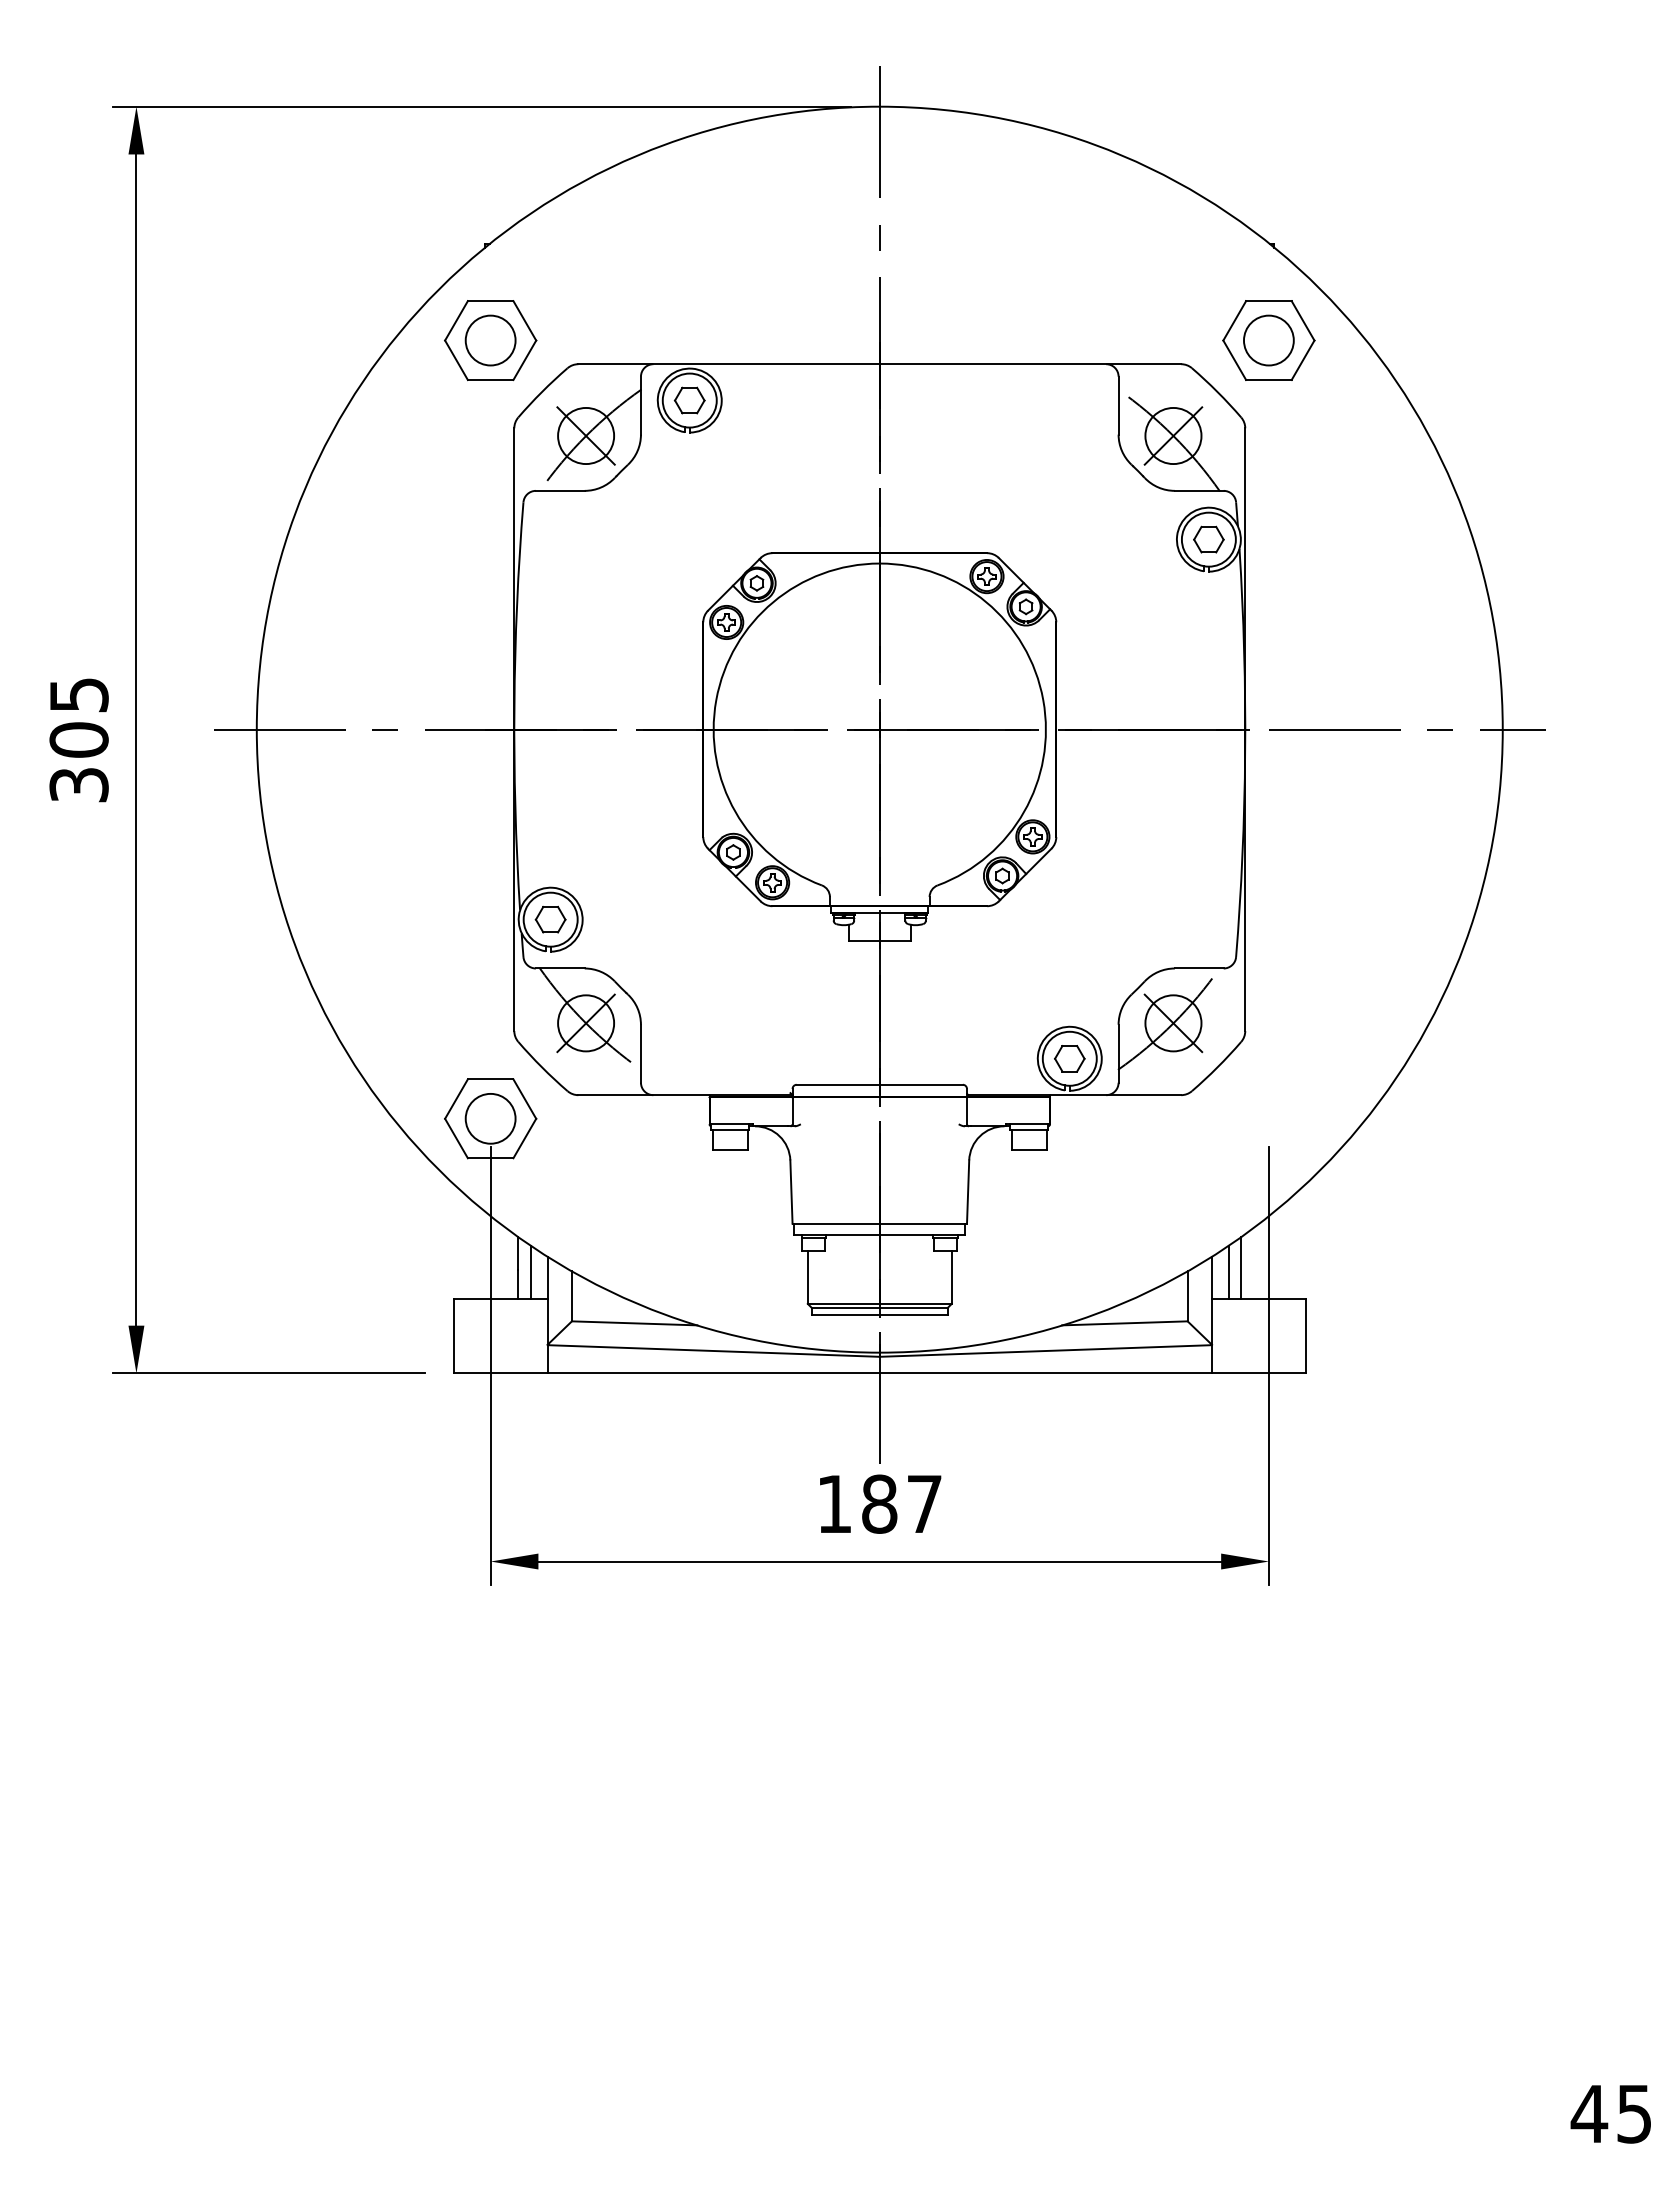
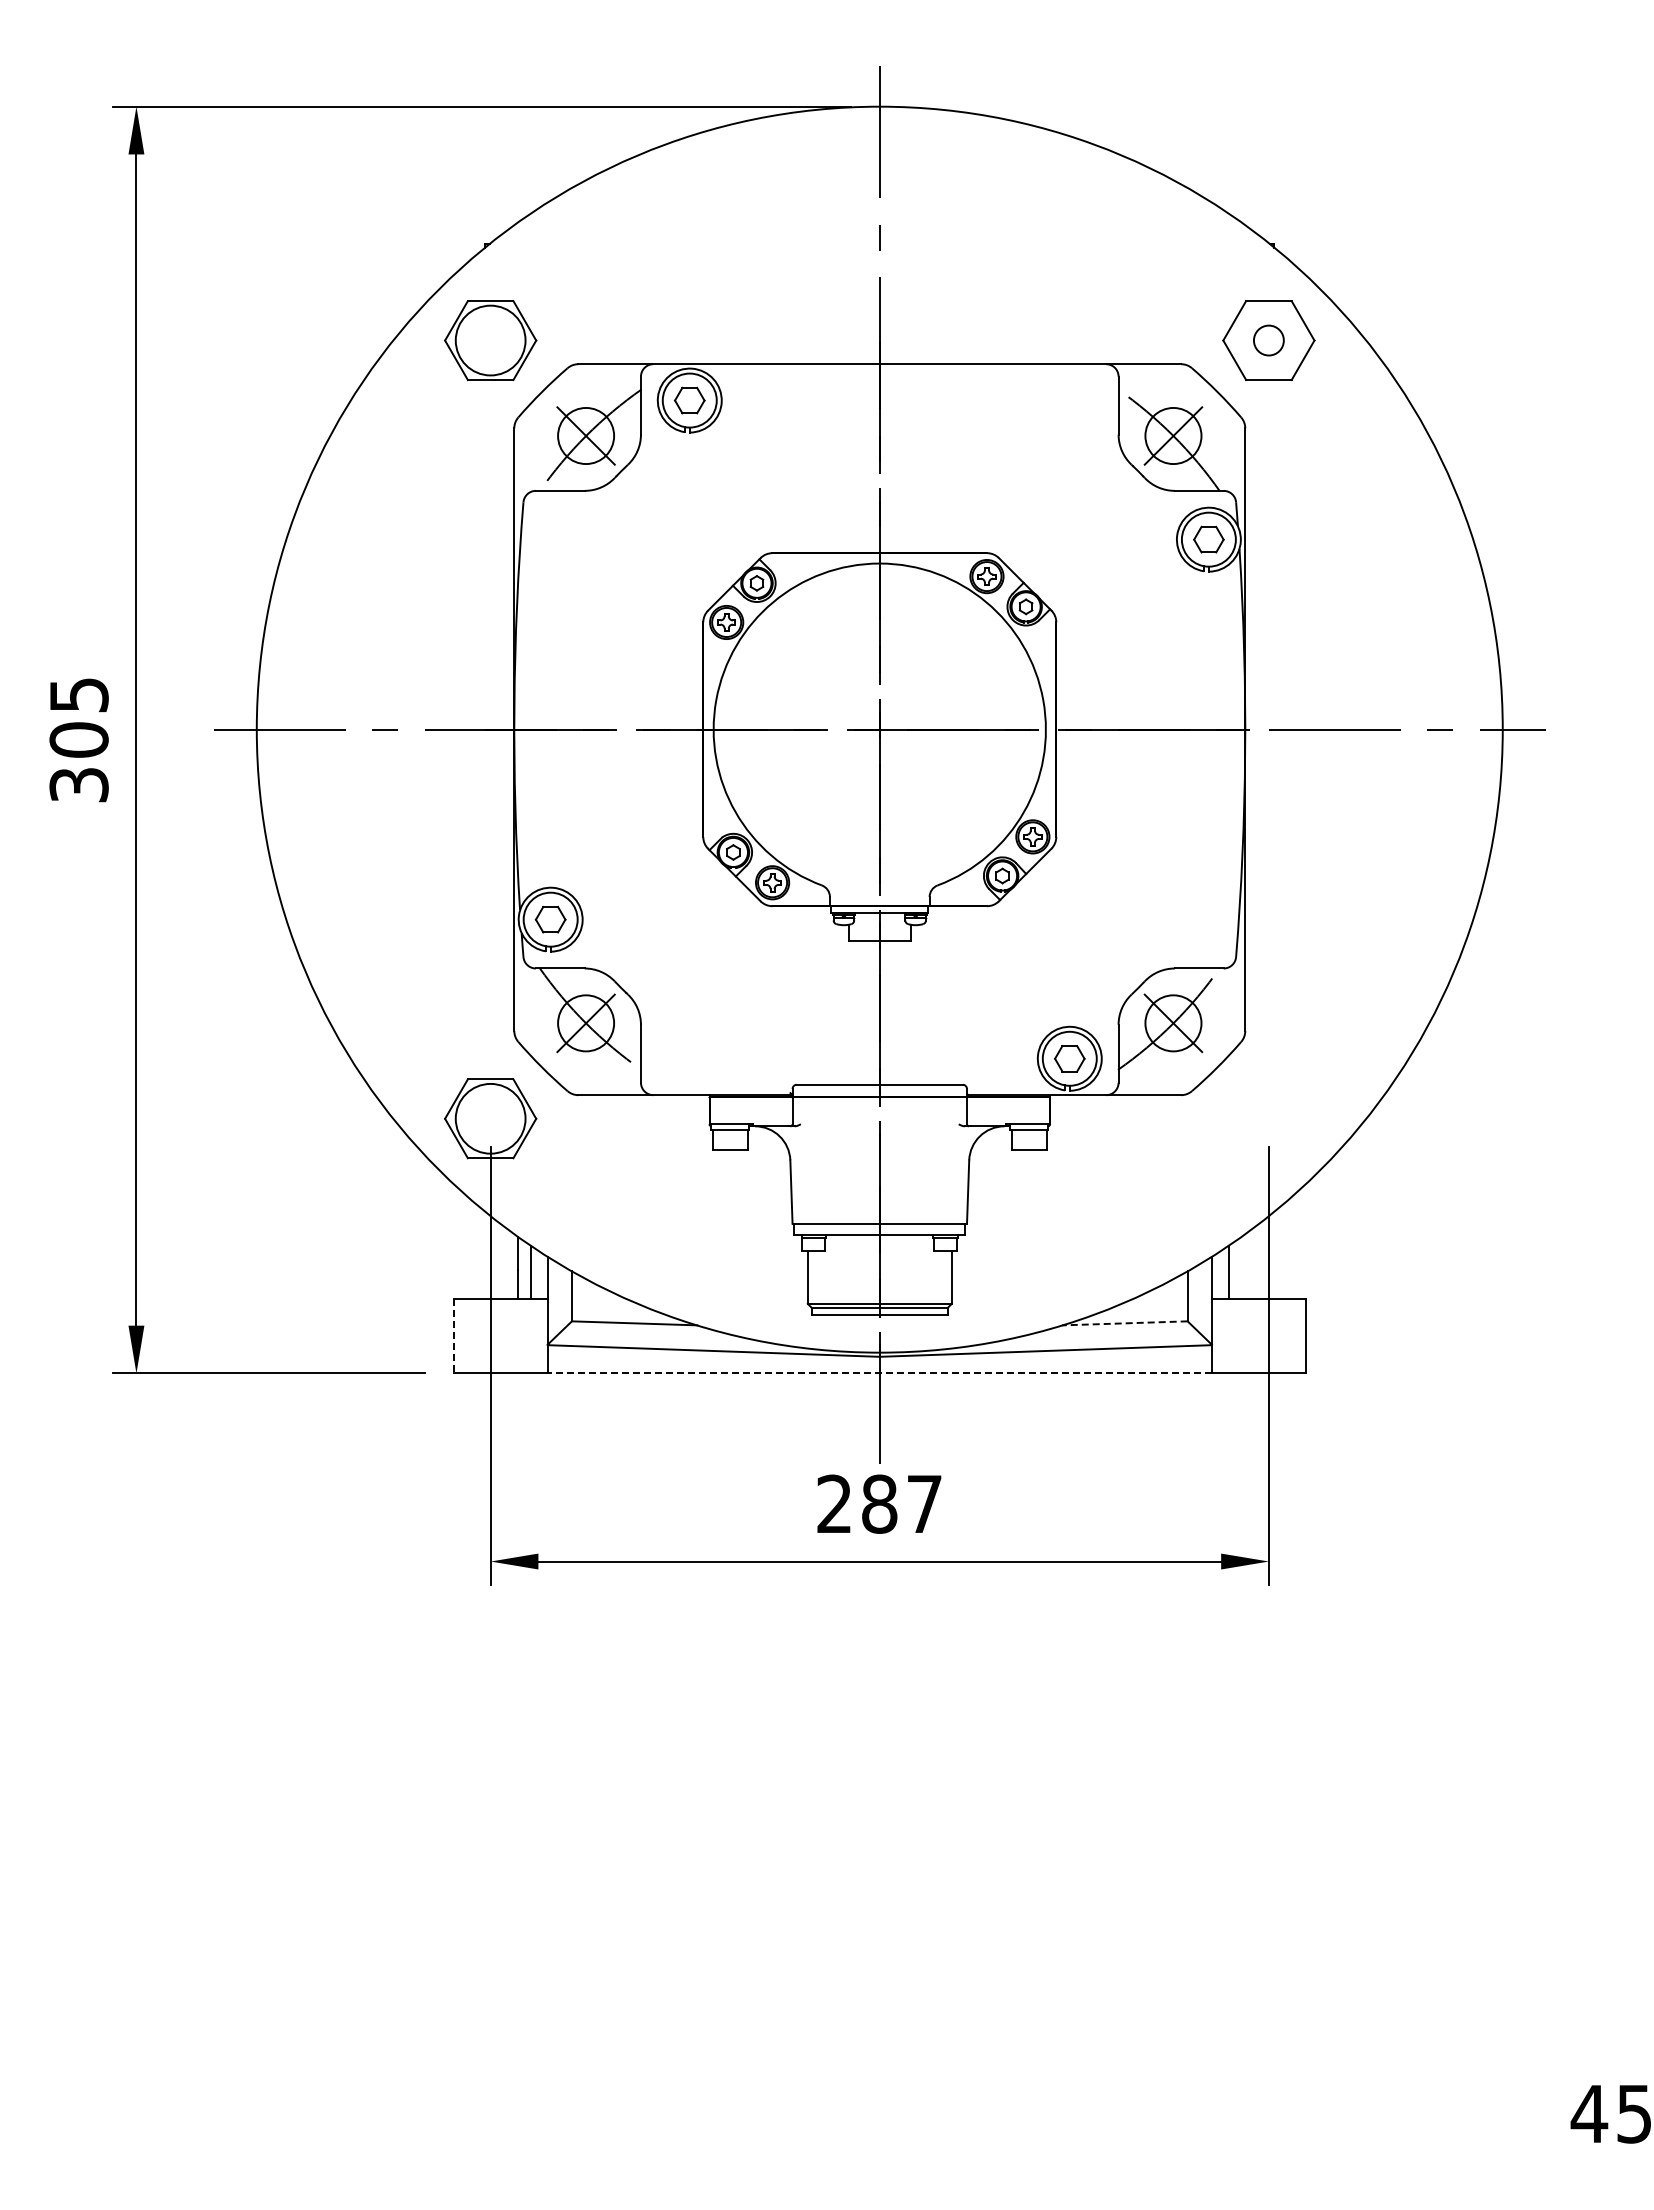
circle diameter: 50 px -> 70 px (490, 340)
circle diameter: 50 px -> 30 px (1268, 340)
circle diameter: 50 px -> 70 px (490, 1118)
line: present -> none (1241, 1267)
line: solid -> dashed (1124, 1323)
line: solid -> dashed (454, 1336)
line: solid -> dashed (879, 1373)
text: 187 -> 287 (833, 1503)
